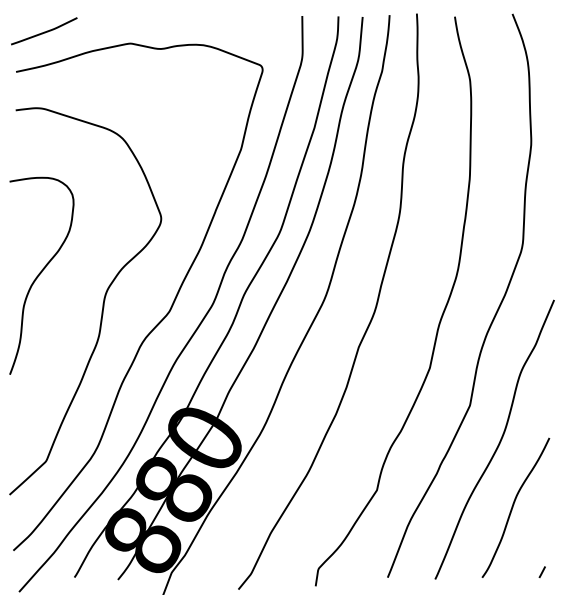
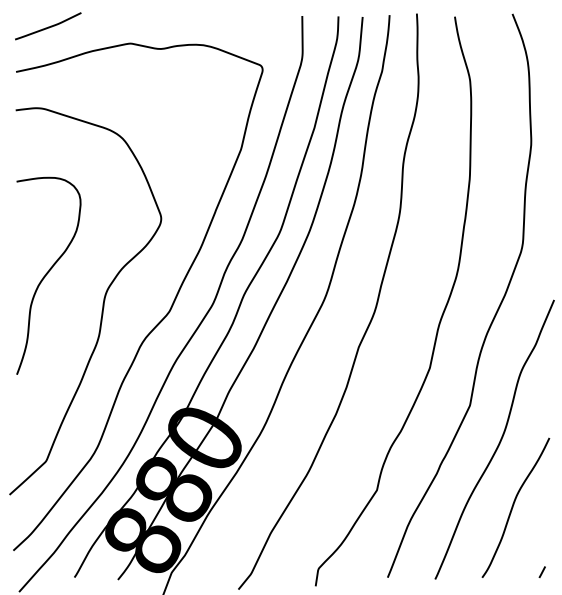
curve position: (44, 31) -> (48, 26) (48, 26)
curve position: (40, 274) -> (47, 274) (47, 274)
